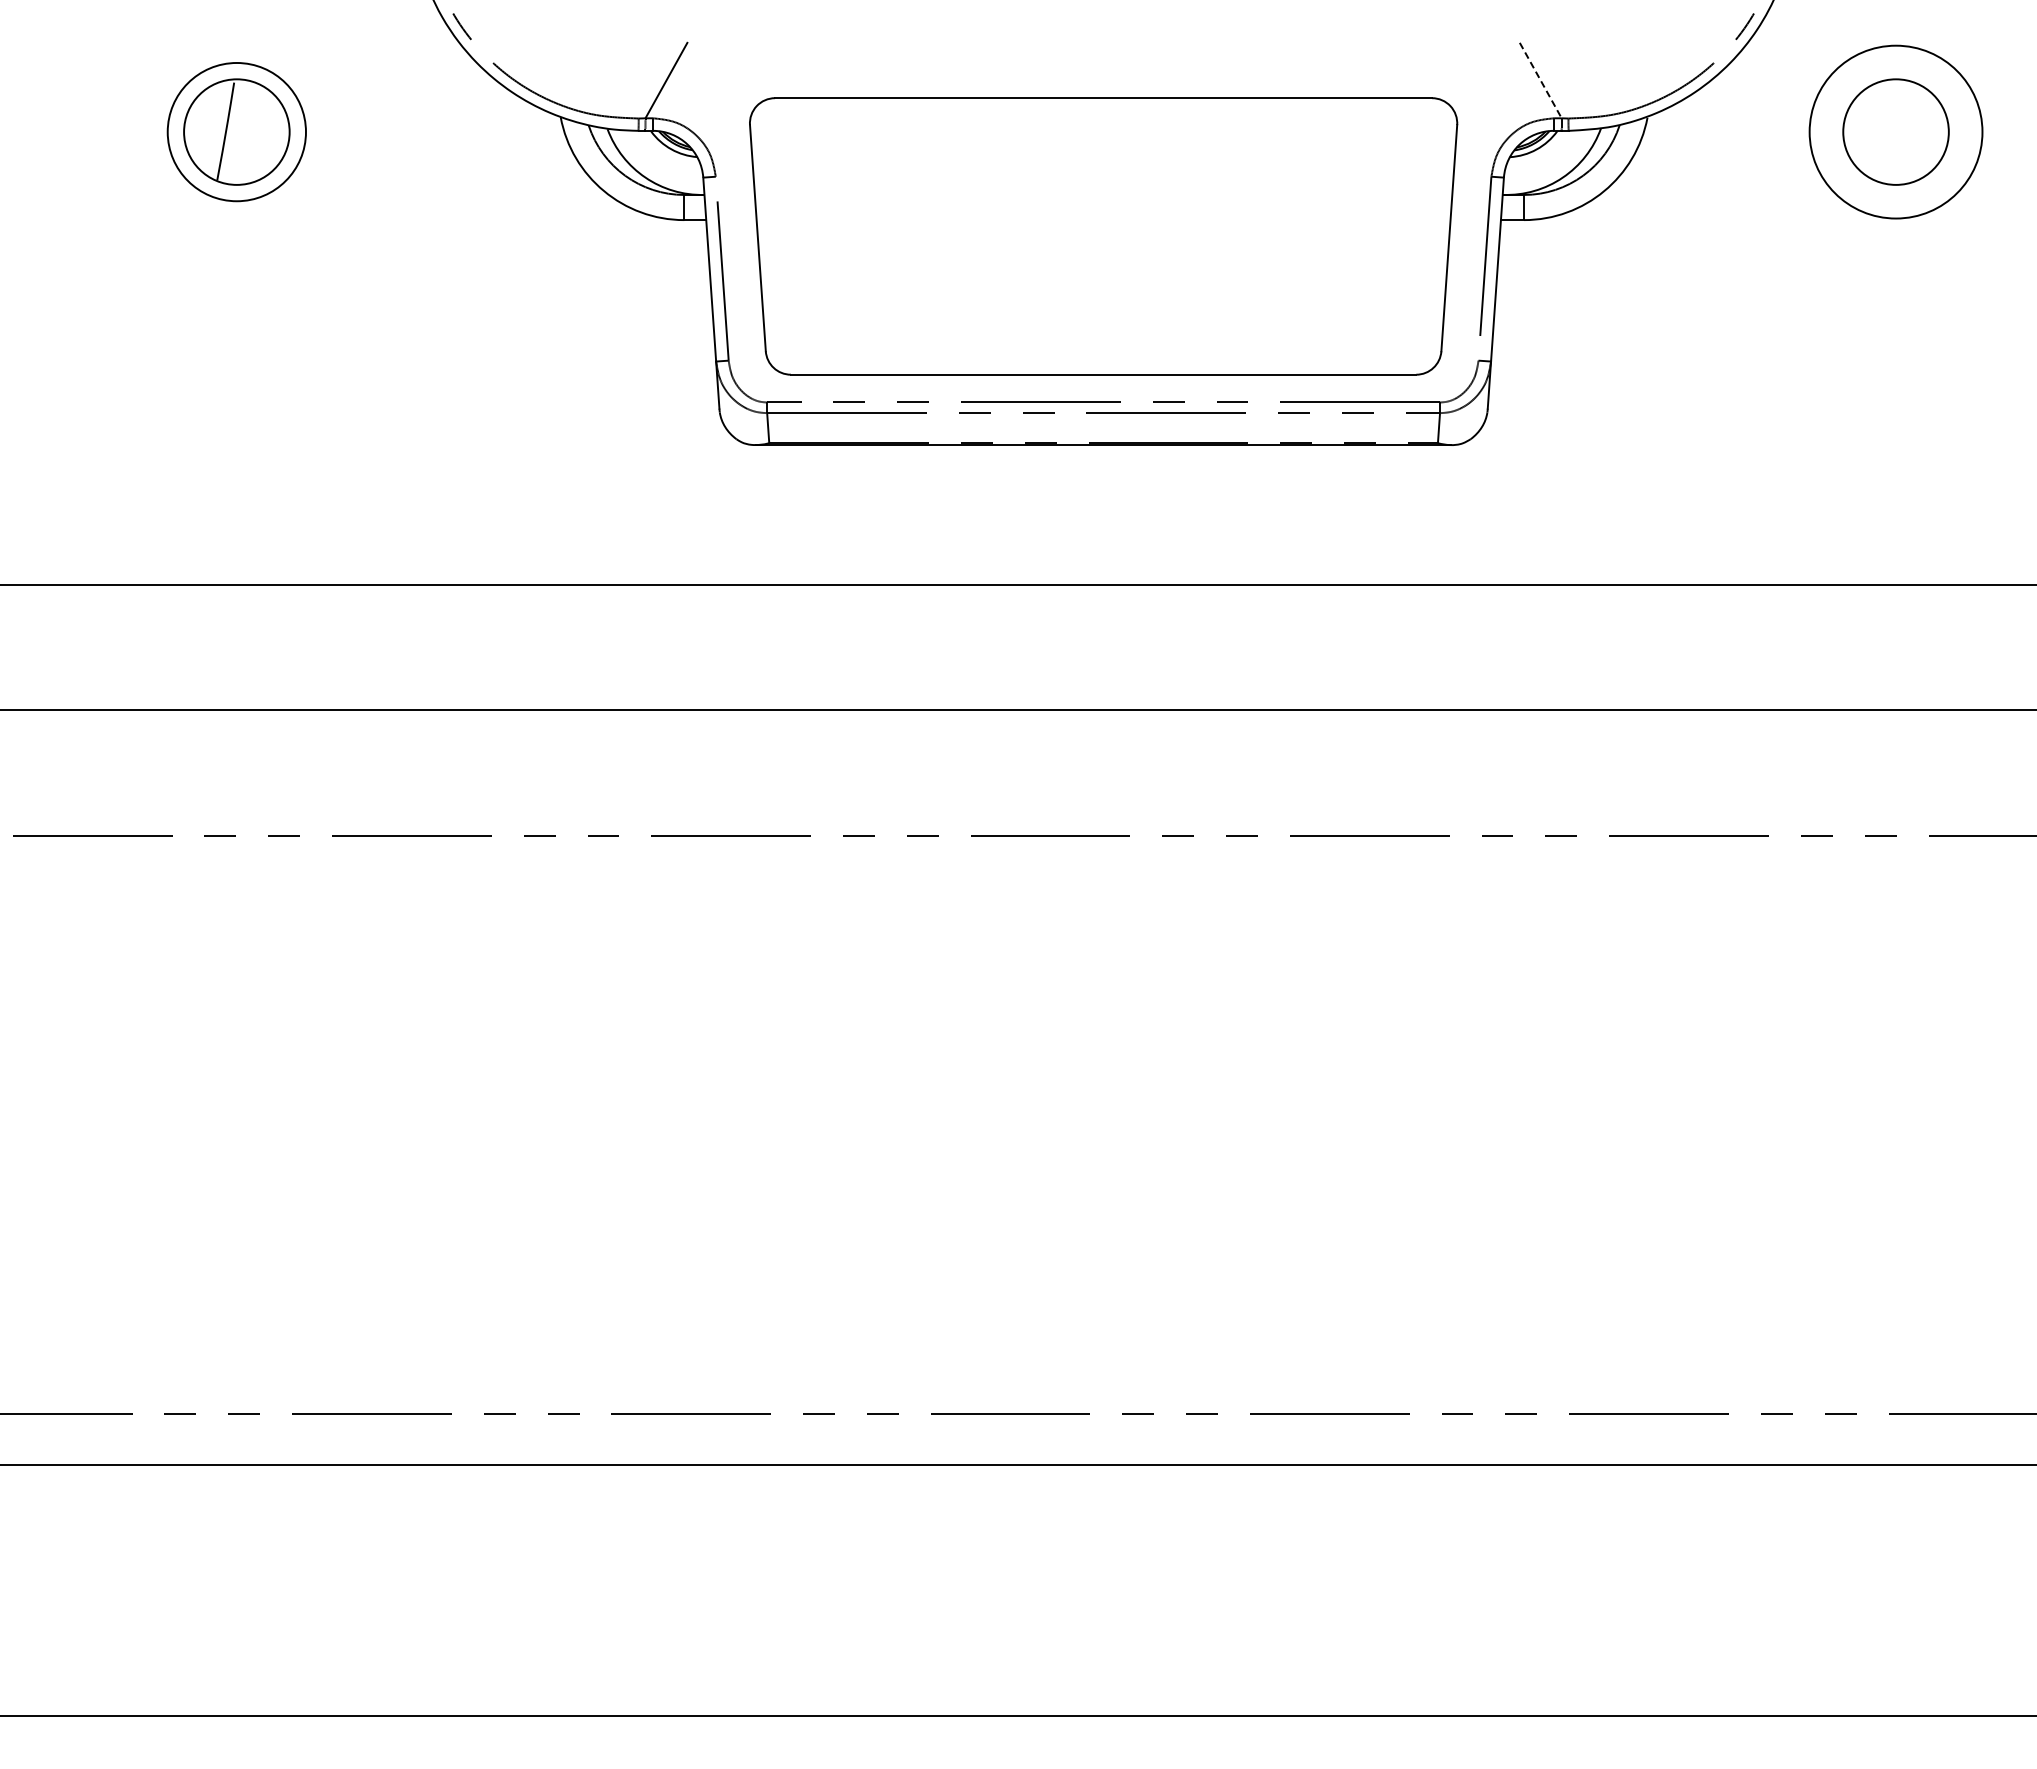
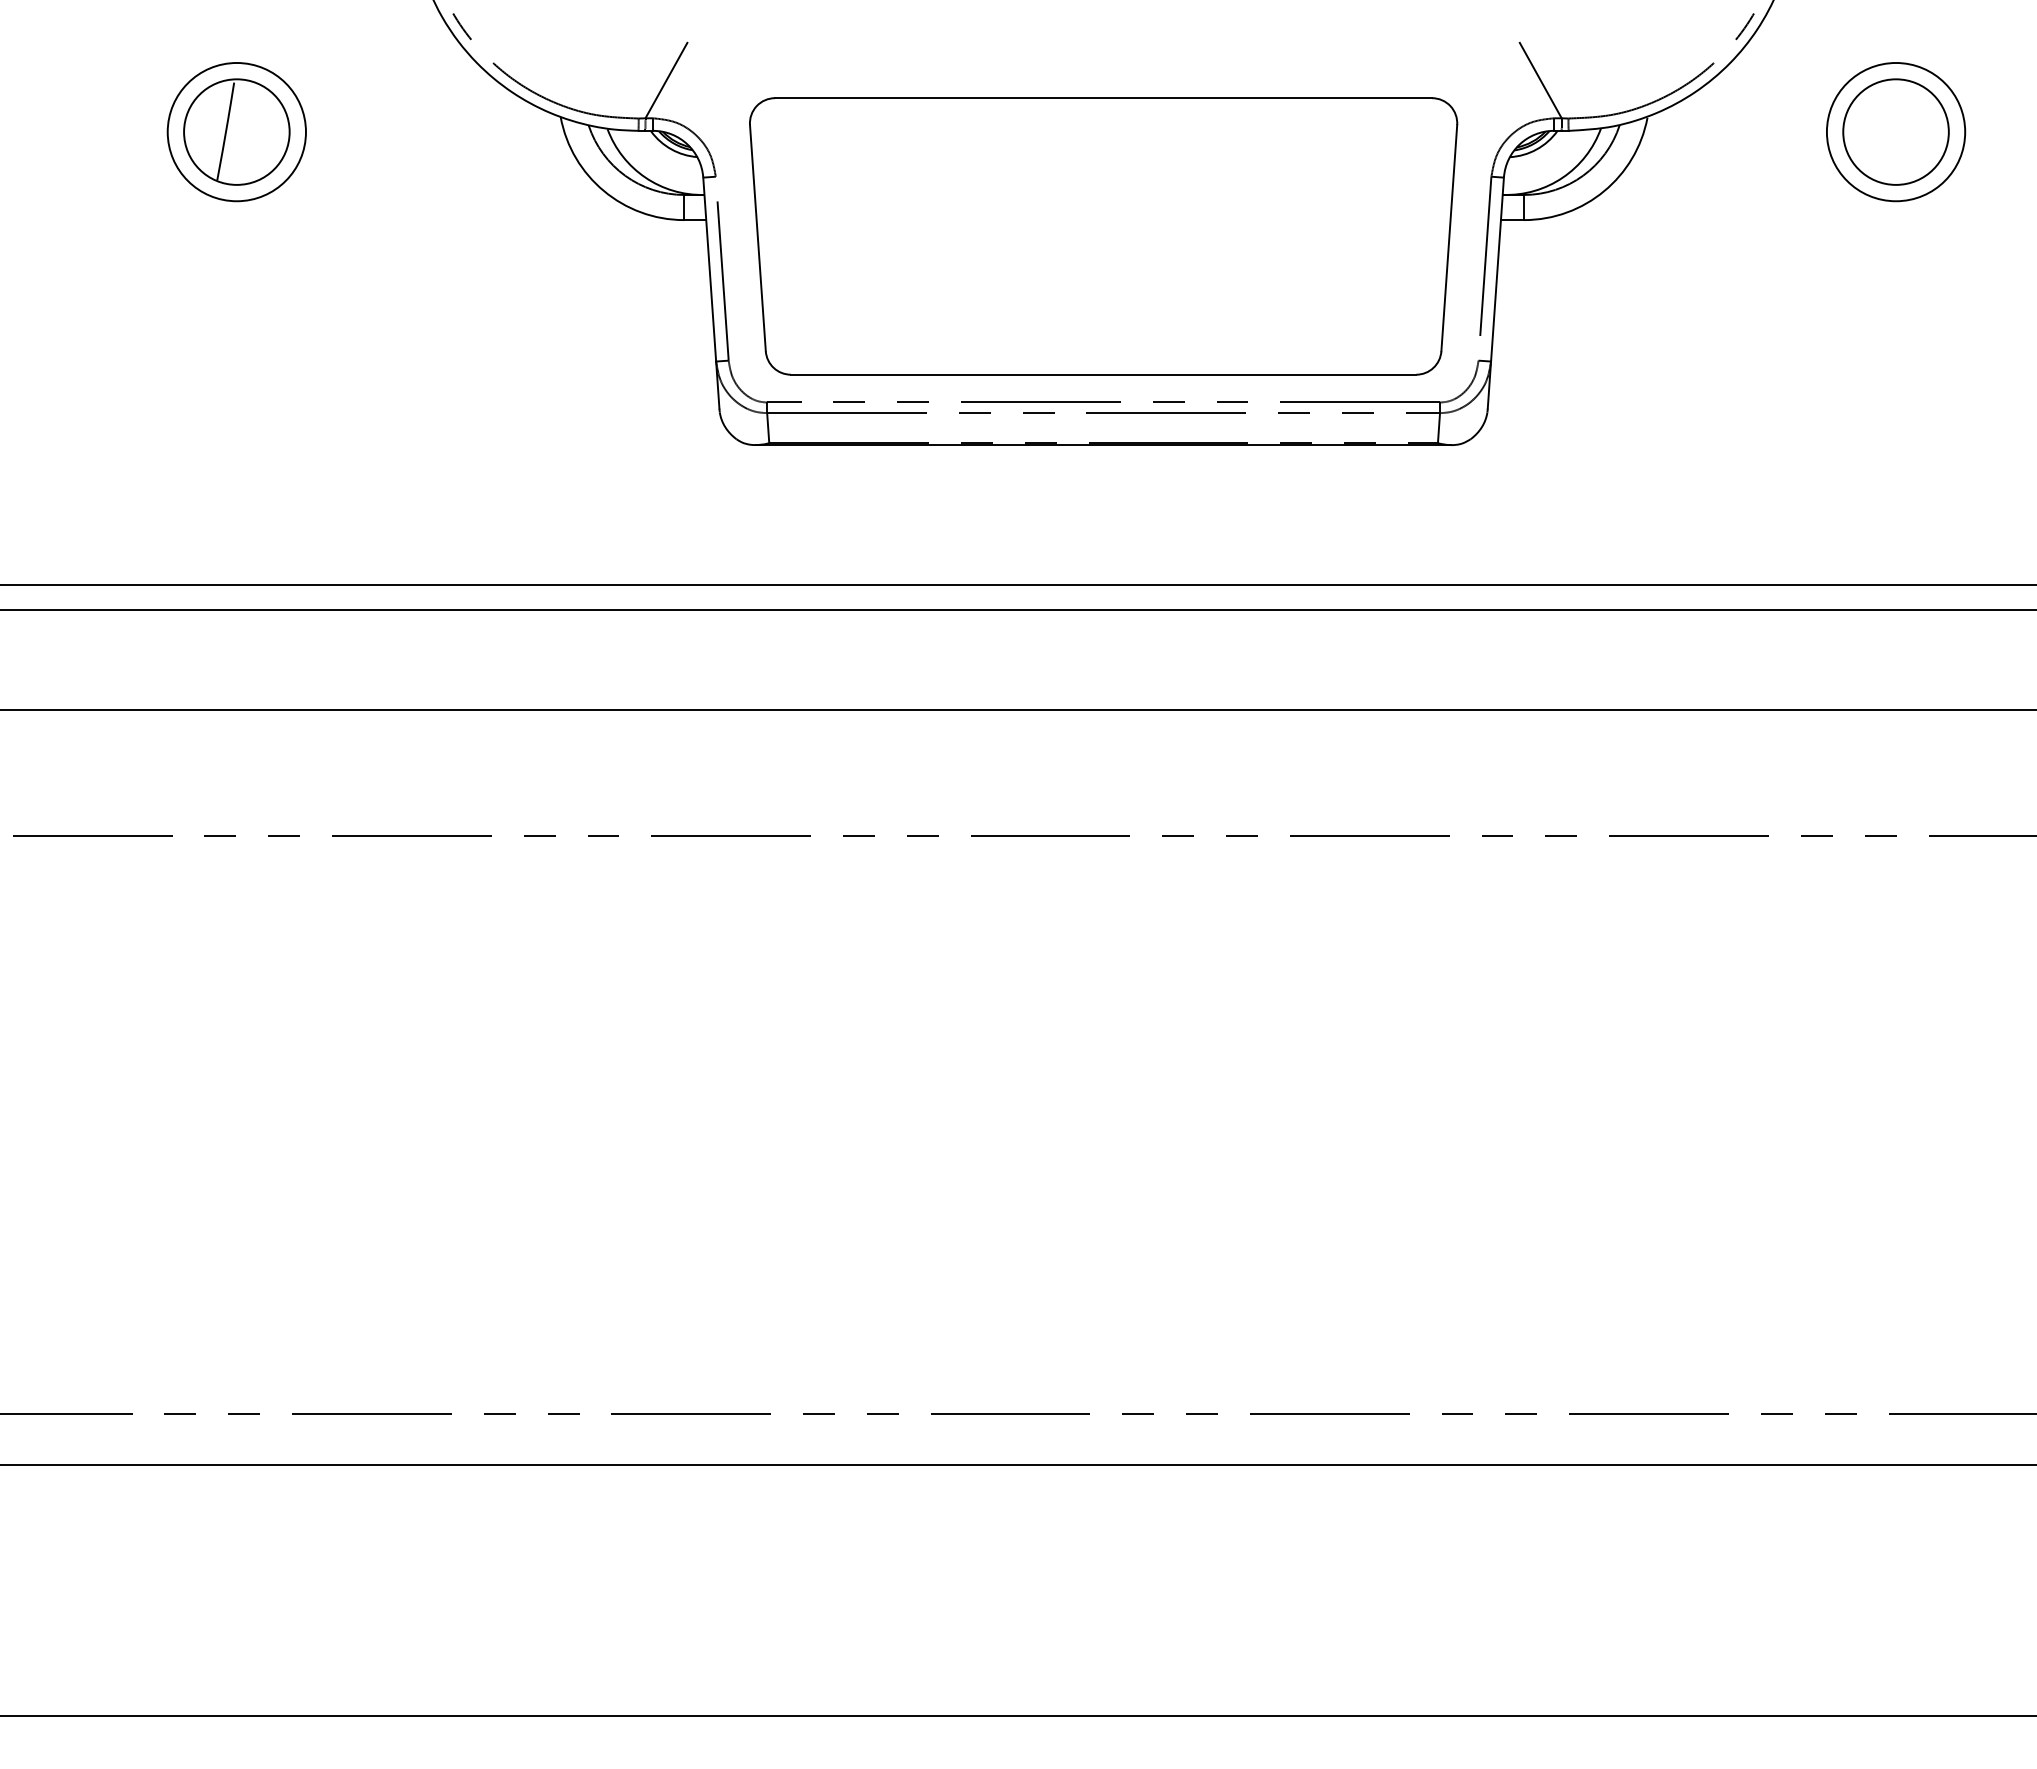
line: dashed -> solid (1541, 81)
circle diameter: 173 px -> 138 px (1895, 131)
line: none -> present (1017, 609)
